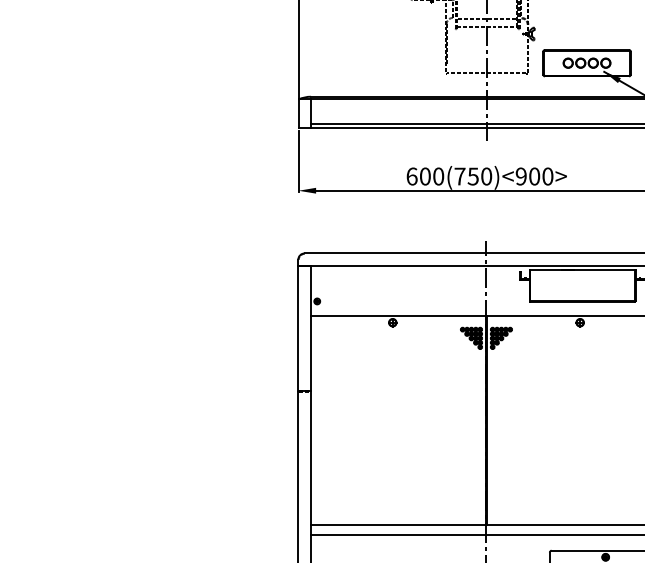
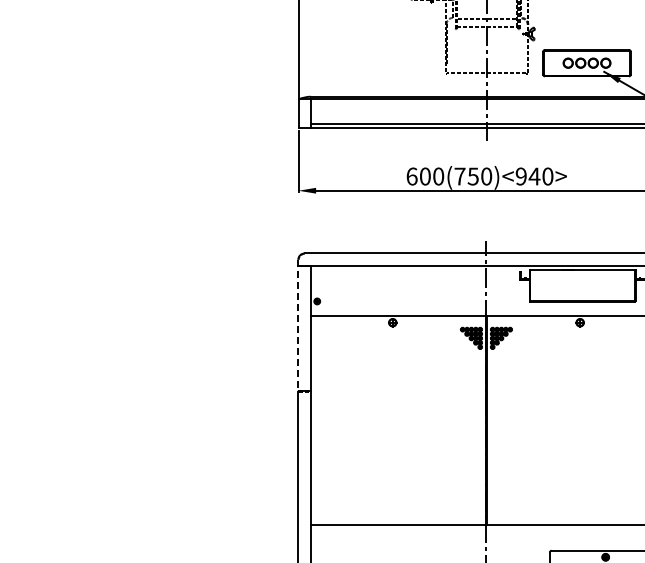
text: 600(750)<900> -> 600(750)<940> (534, 176)
line: solid -> dashed (298, 325)
line: present -> none (475, 535)
